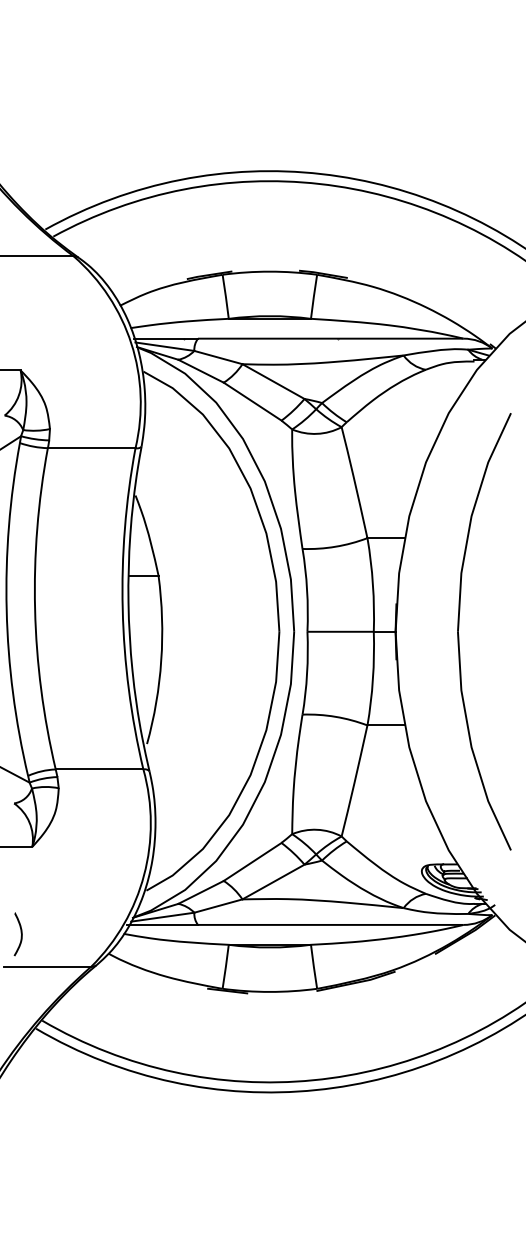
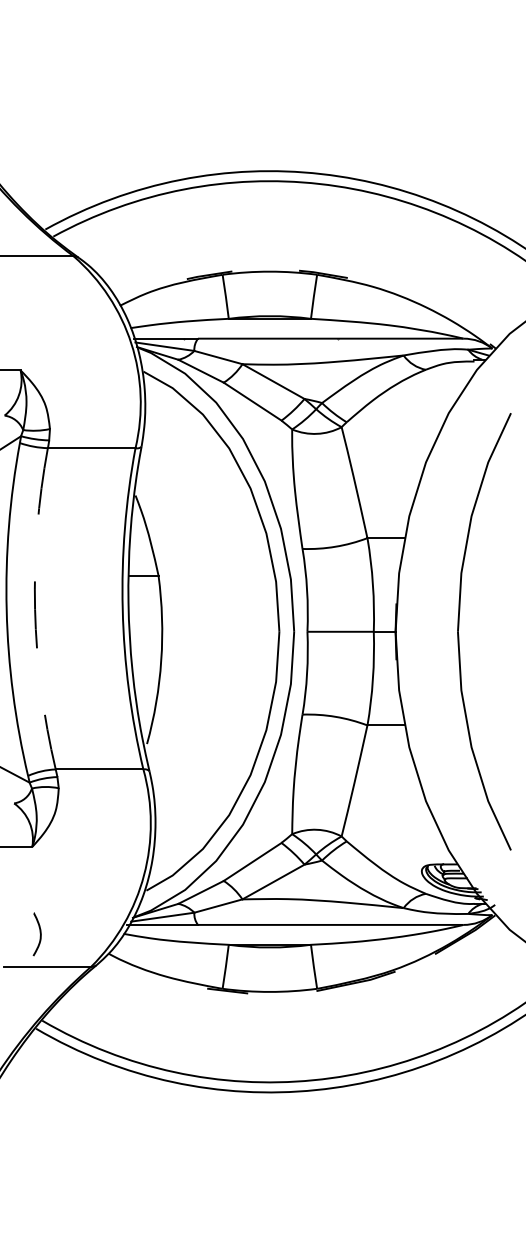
arc: solid -> dashed (35, 609)
curve position: (20, 933) -> (39, 933) (39, 933)
